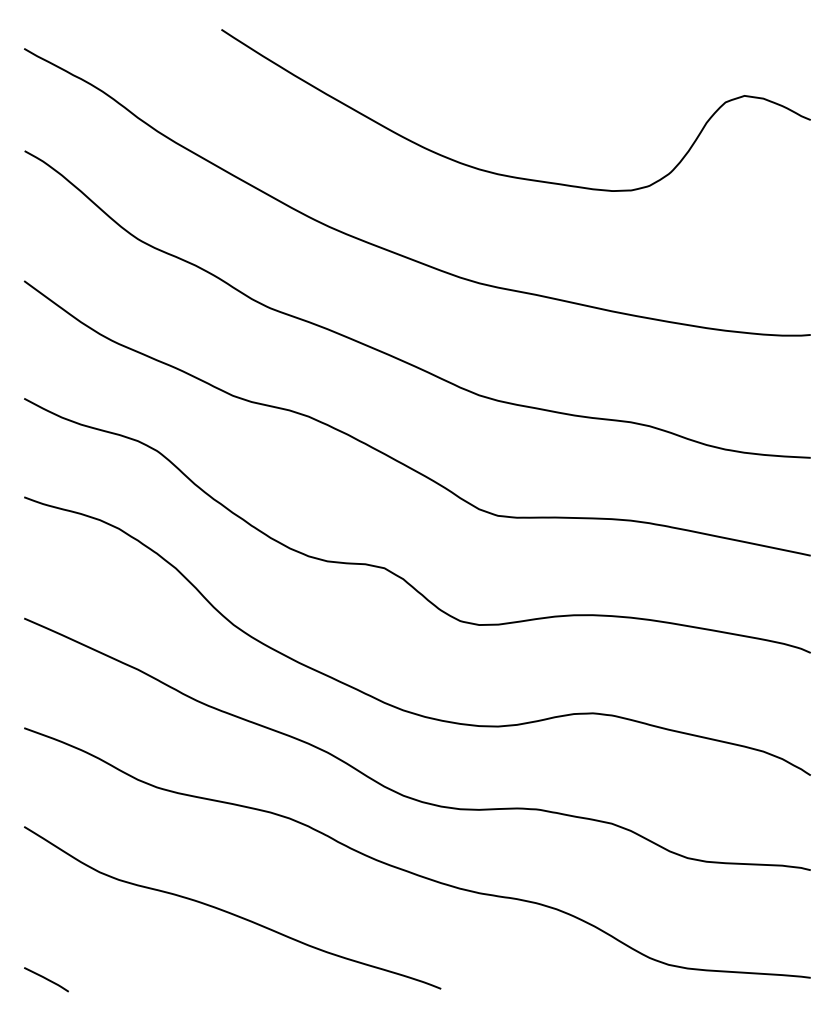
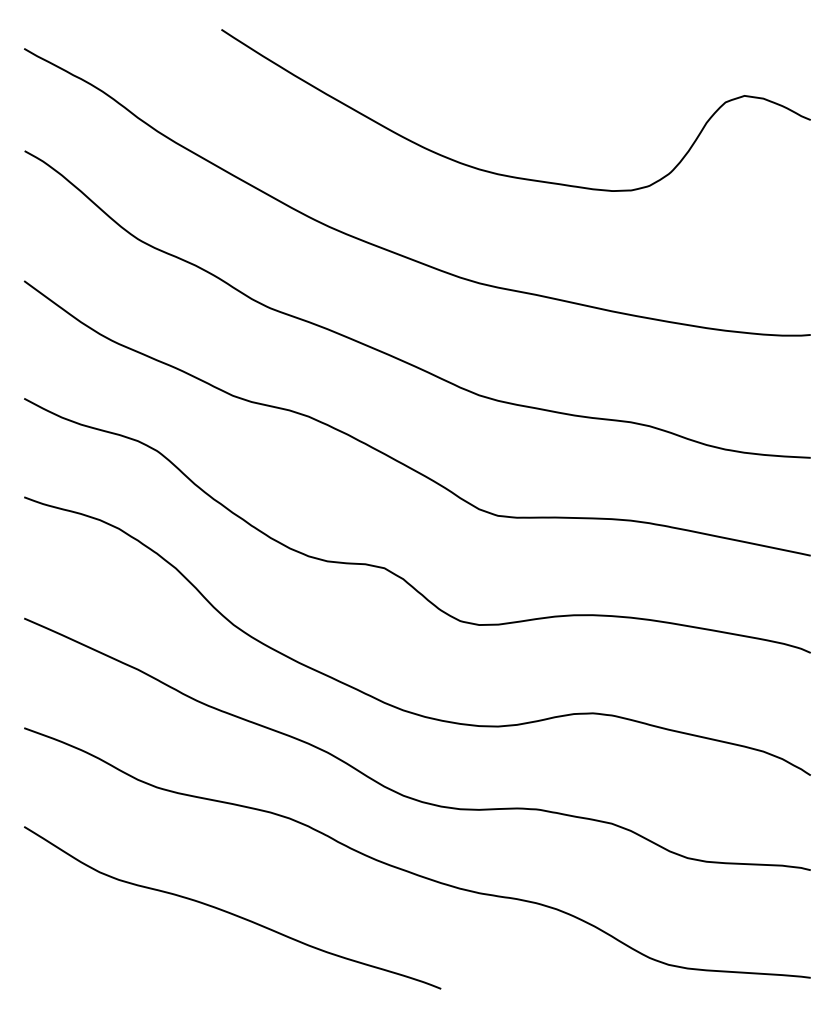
line: present -> none (46, 979)
